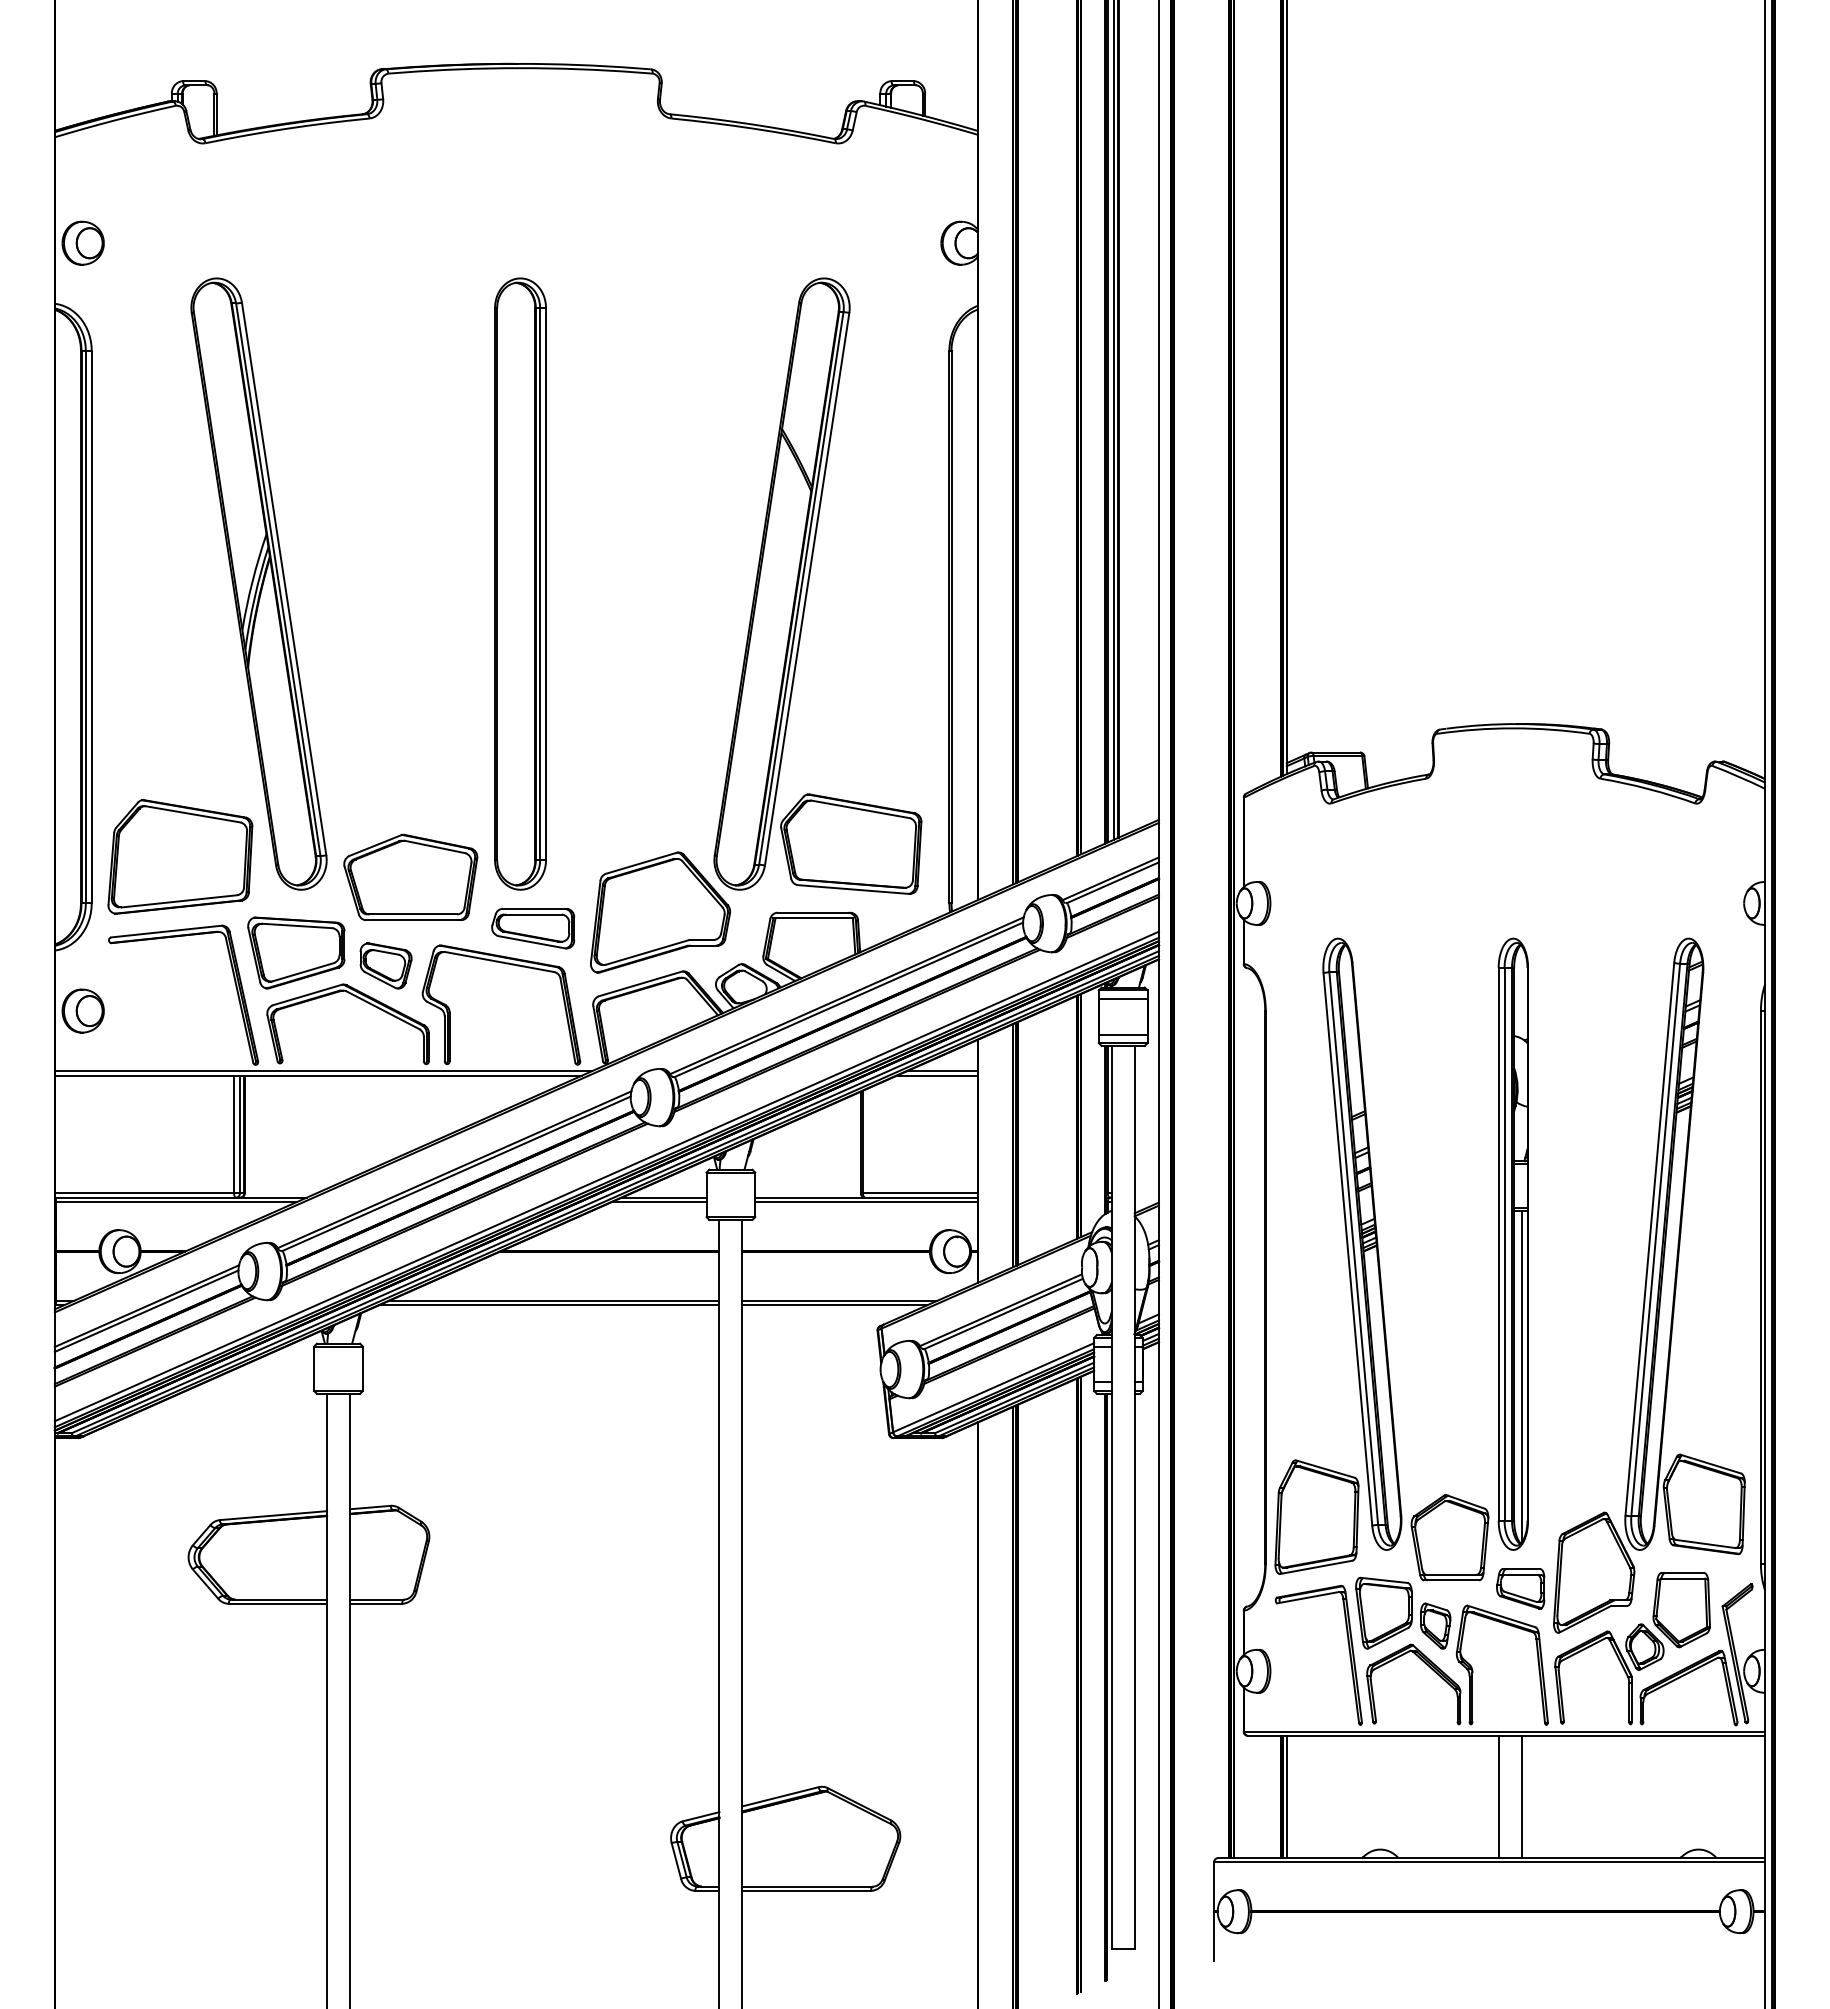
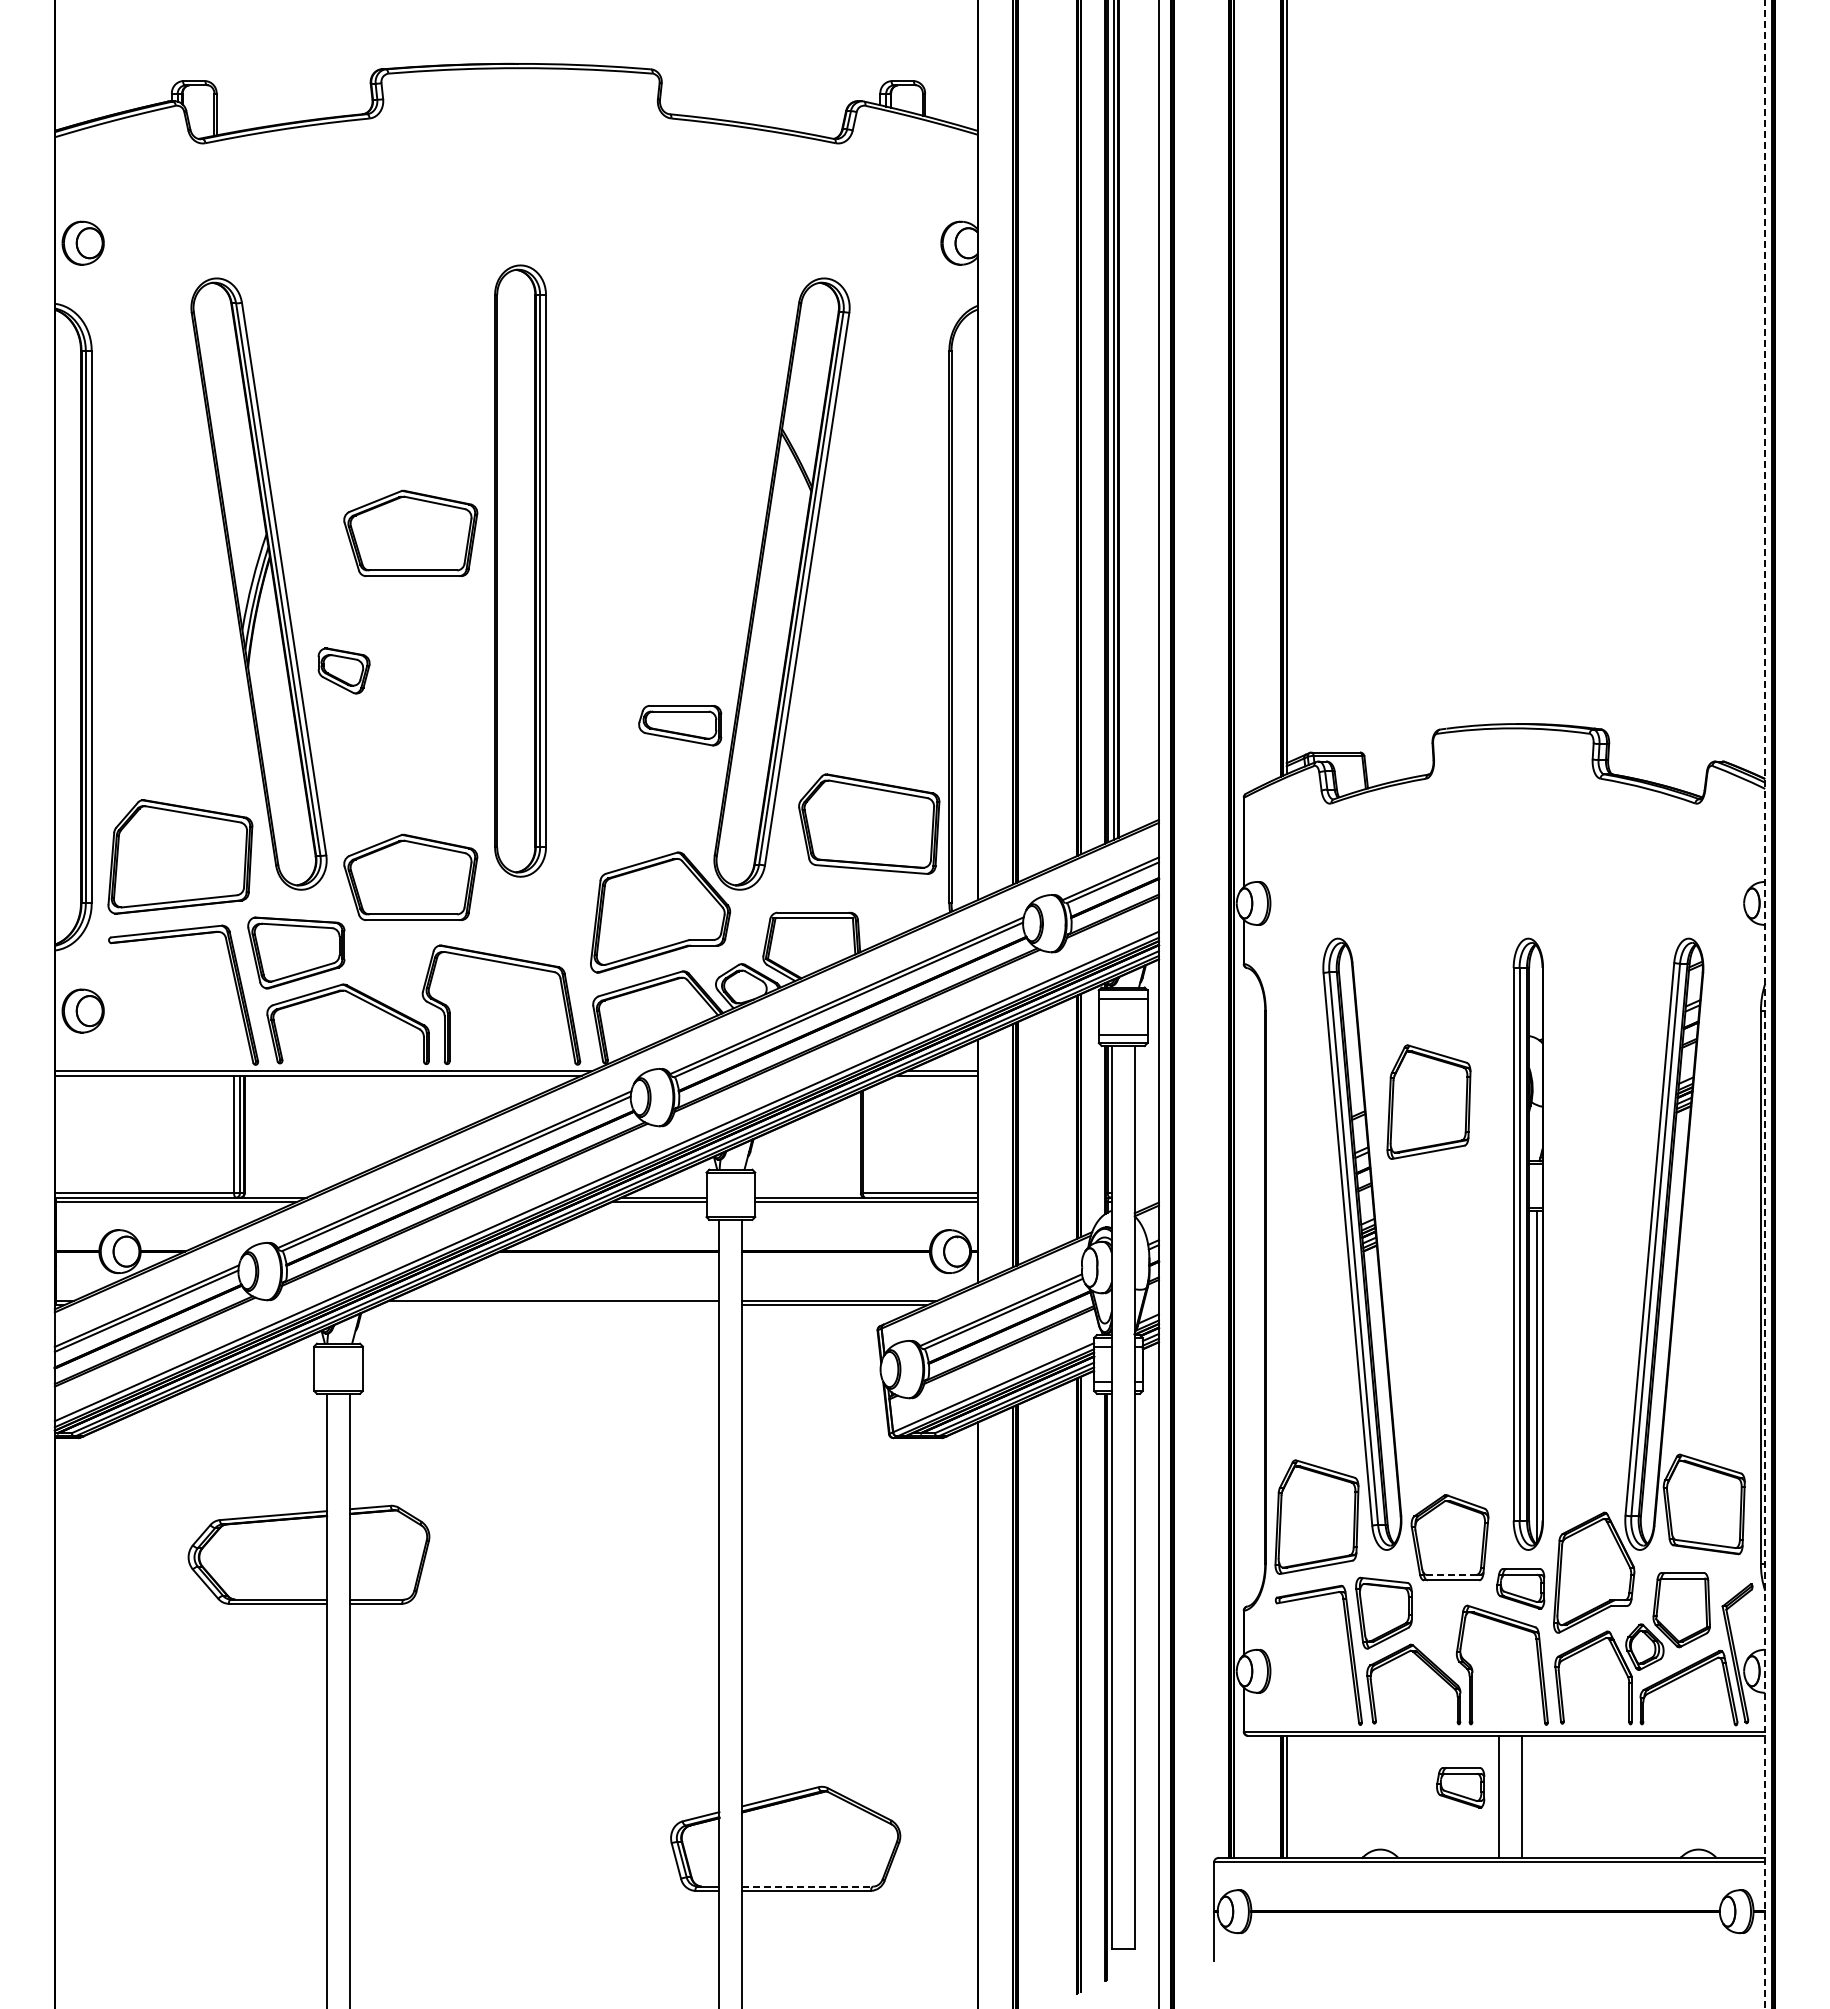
part: none -> present (410, 532)
part position: (520, 583) -> (520, 570) (520, 570)
part position: (851, 843) -> (869, 823) (869, 823)
part position: (533, 928) -> (680, 725) (680, 725)
part position: (385, 965) -> (343, 670) (343, 670)
line: solid -> dashed (1765, 1004)
part: none -> present (1428, 1101)
part position: (1512, 1243) -> (1527, 1243) (1527, 1243)
line: present -> none (549, 1305)
line: solid -> dashed (1452, 1574)
part: present -> none (1435, 1625)
part: none -> present (1460, 1787)
line: solid -> dashed (808, 1886)
